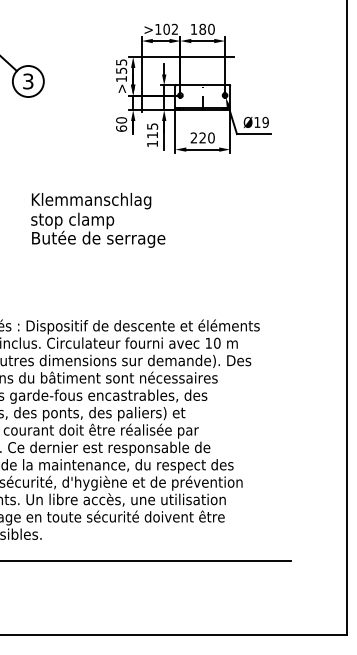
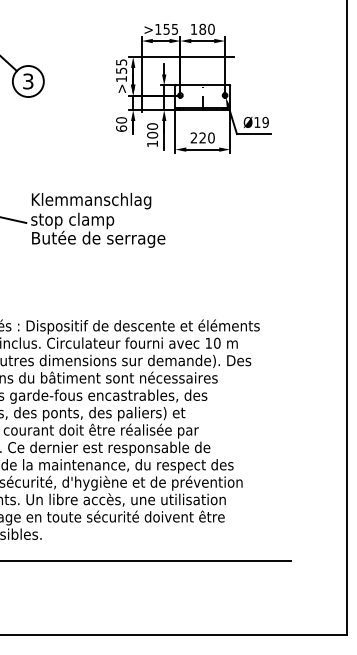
text: >102 -> >155 (170, 28)
text: 115 -> 100 (152, 130)
line: none -> present (14, 219)
